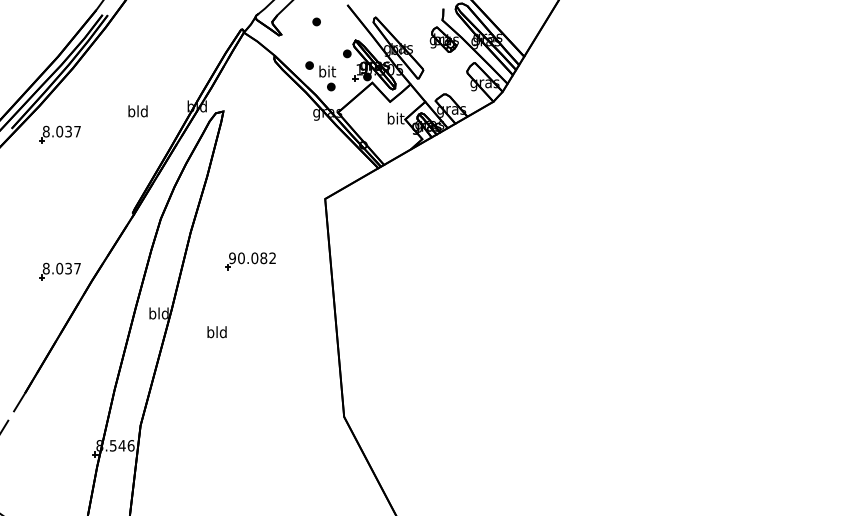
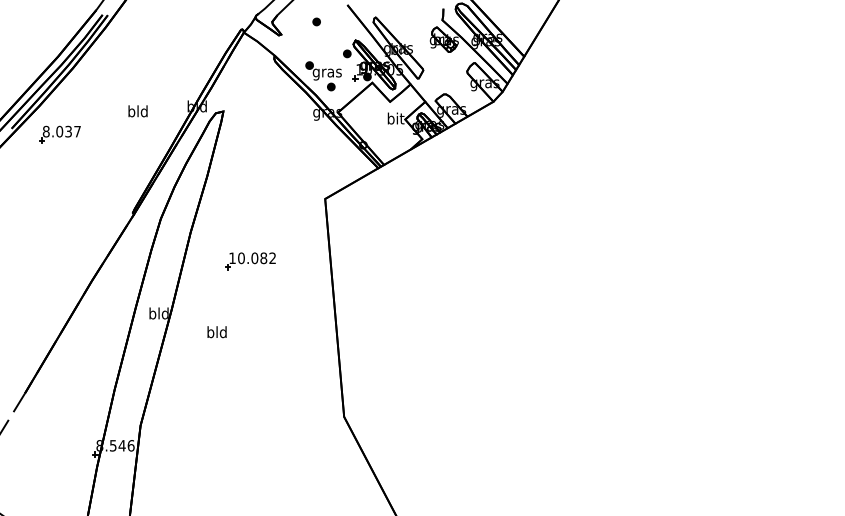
text: bit -> gras (326, 72)
text: 90.082 -> 10.082 (232, 258)
part: present -> none (59, 271)
